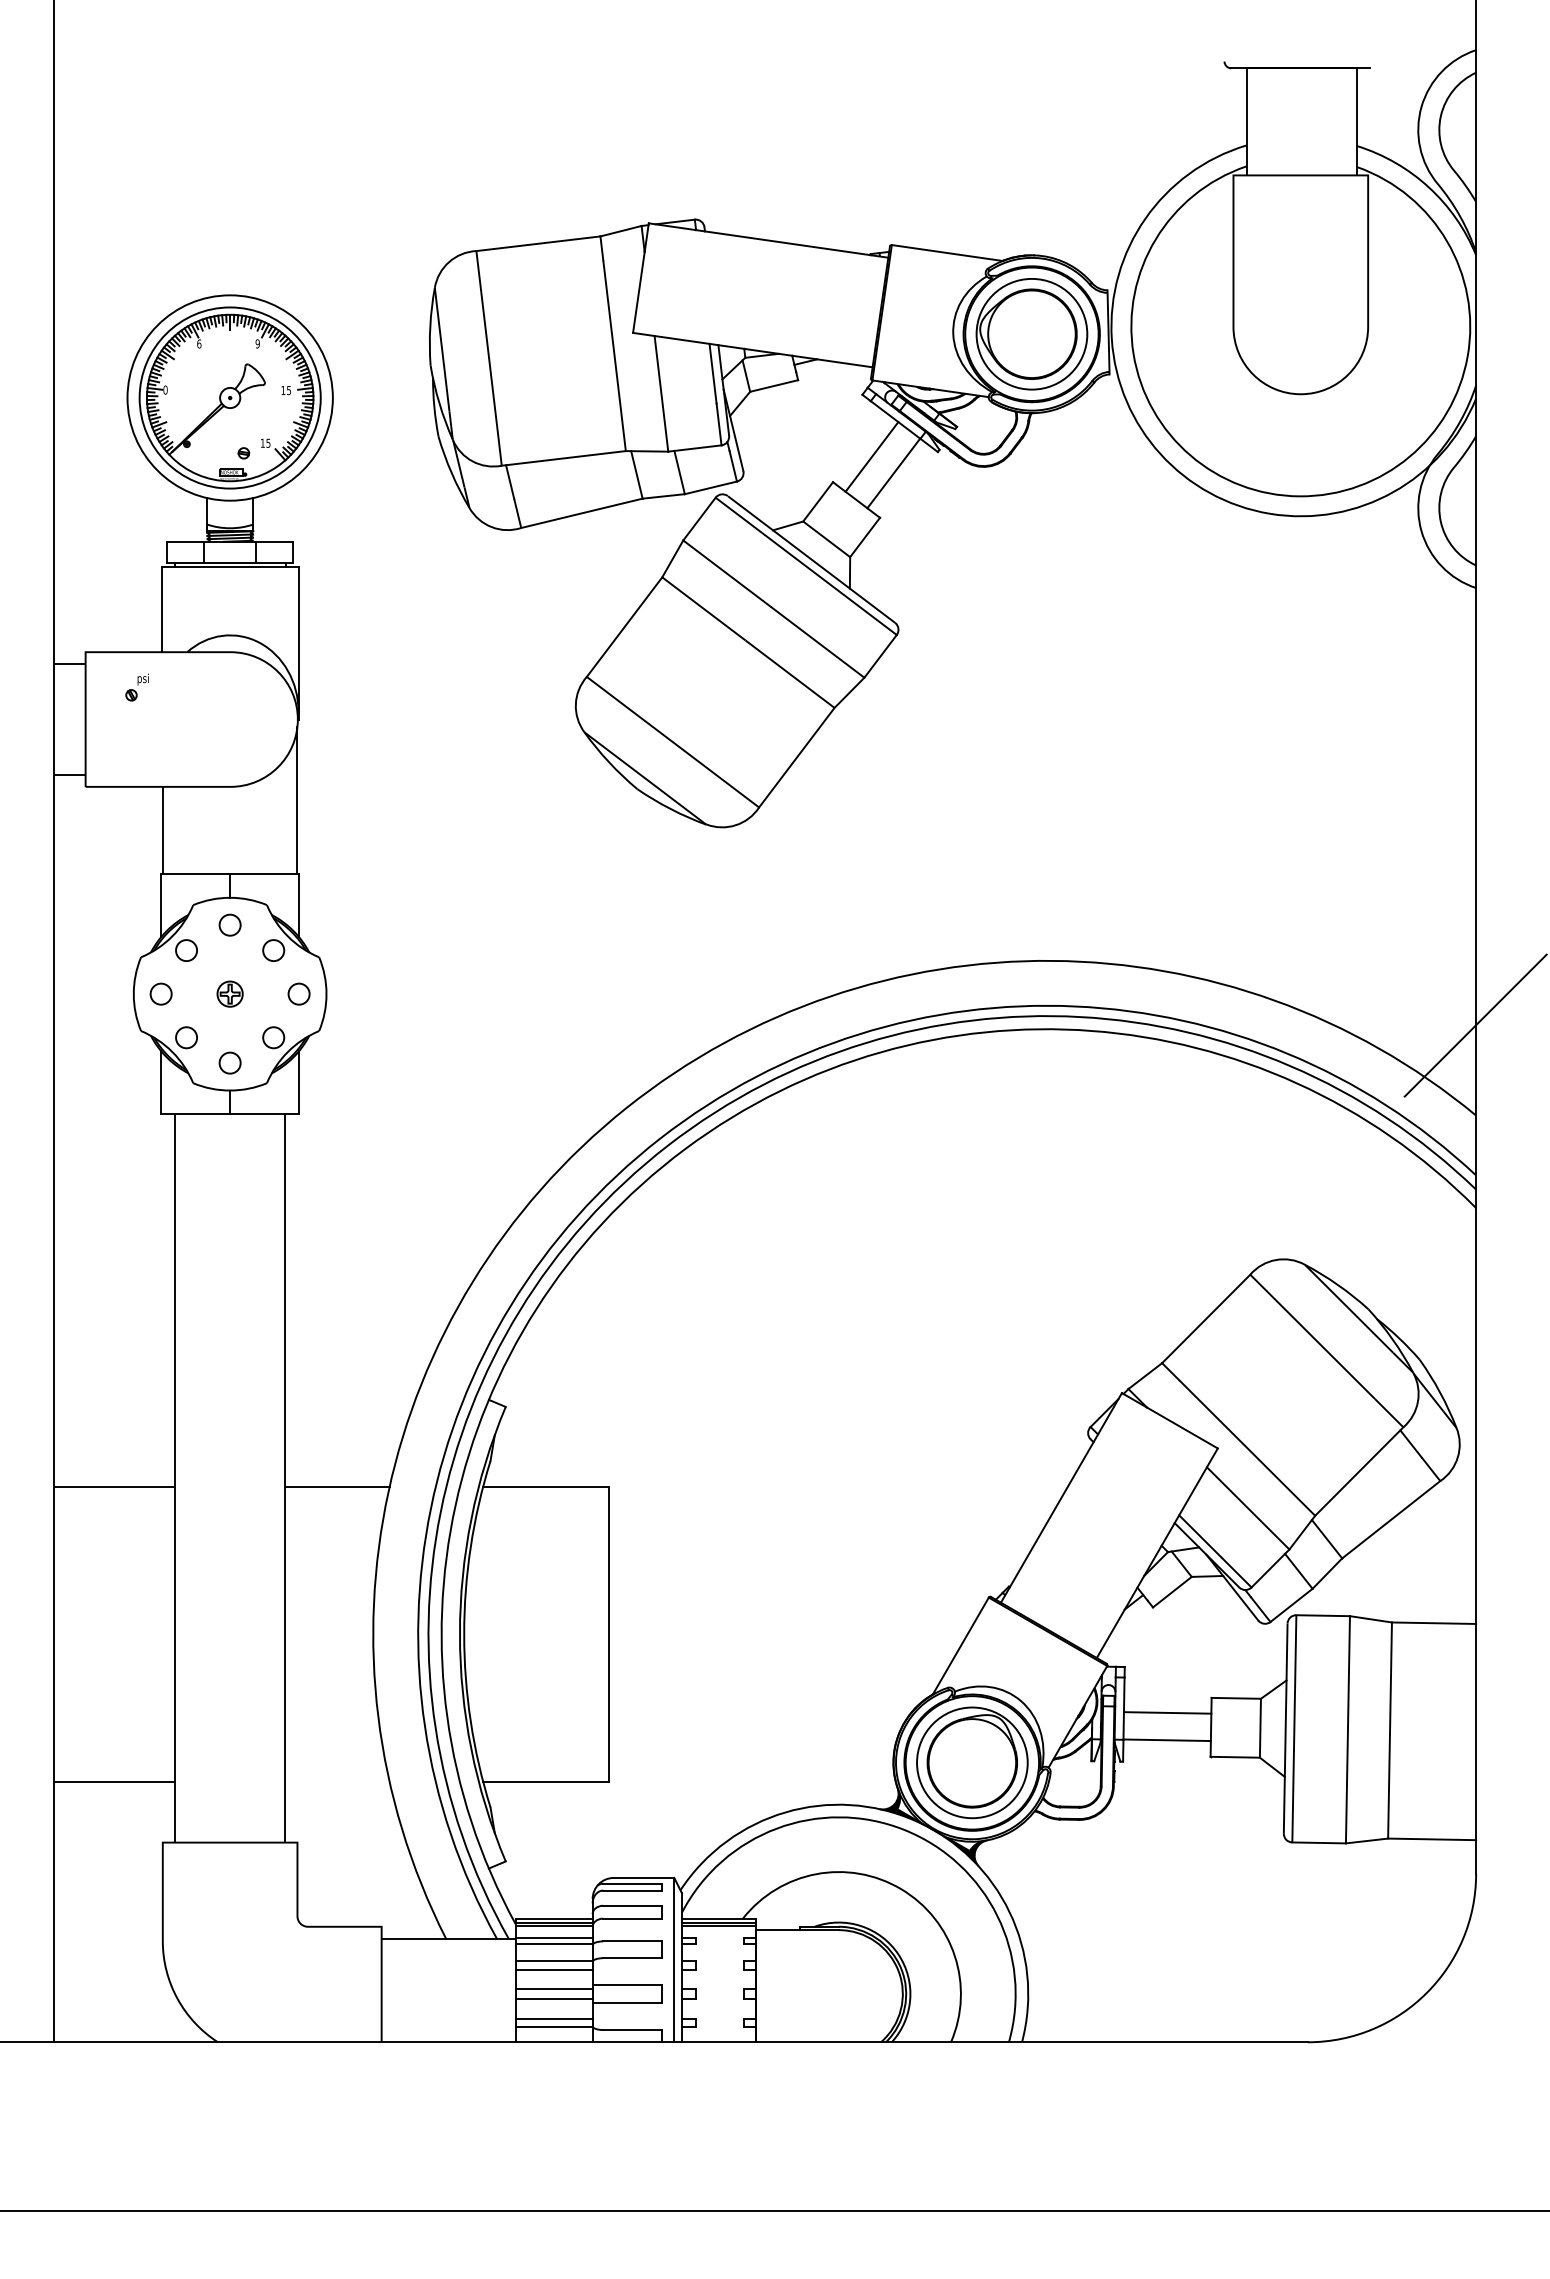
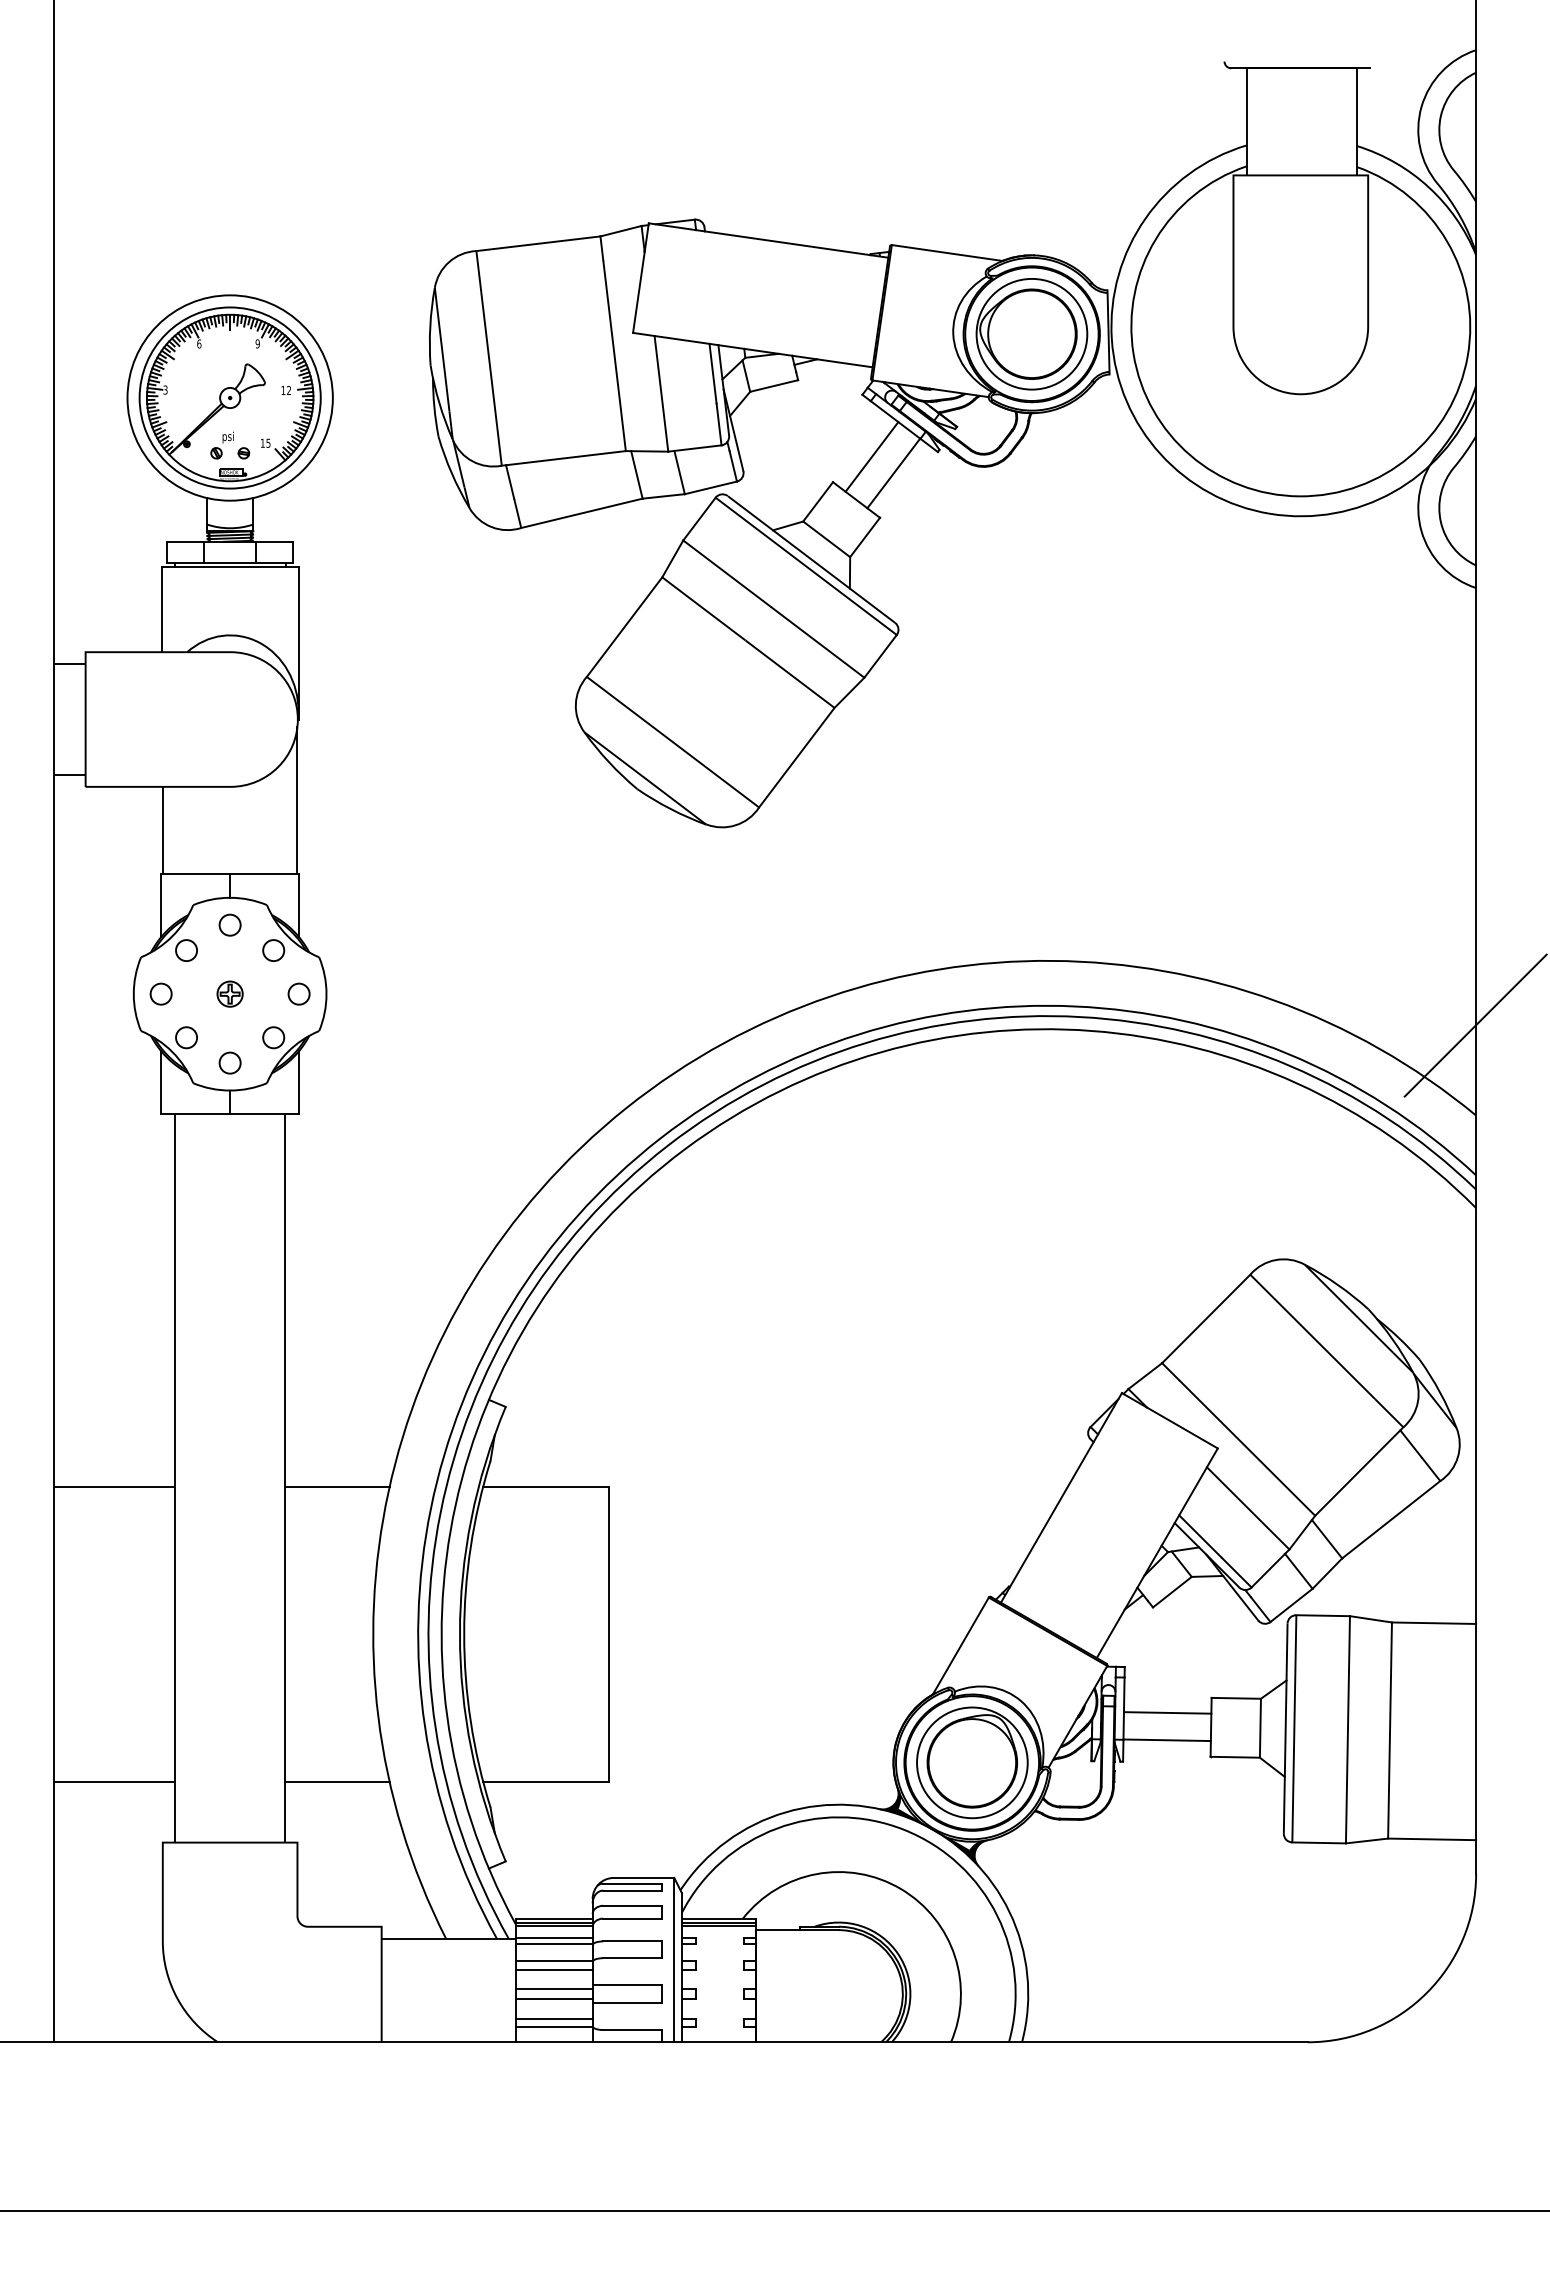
text: 0 -> 3 (165, 389)
text: 15 -> 12 (289, 390)
part position: (136, 687) -> (221, 445) (221, 445)
line: none -> present (337, 1781)
